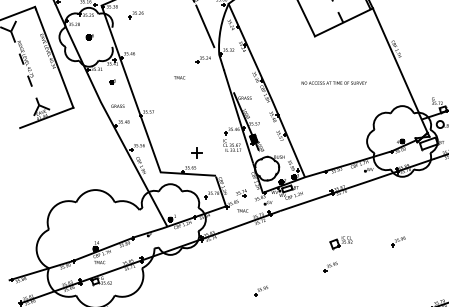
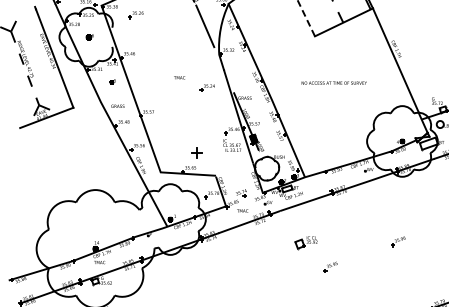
line: present -> none (18, 12)
line: solid -> dashed (306, 18)
part position: (202, 59) -> (206, 87) (206, 87)
part position: (340, 243) -> (305, 243) (305, 243)
part: present -> none (261, 290)
